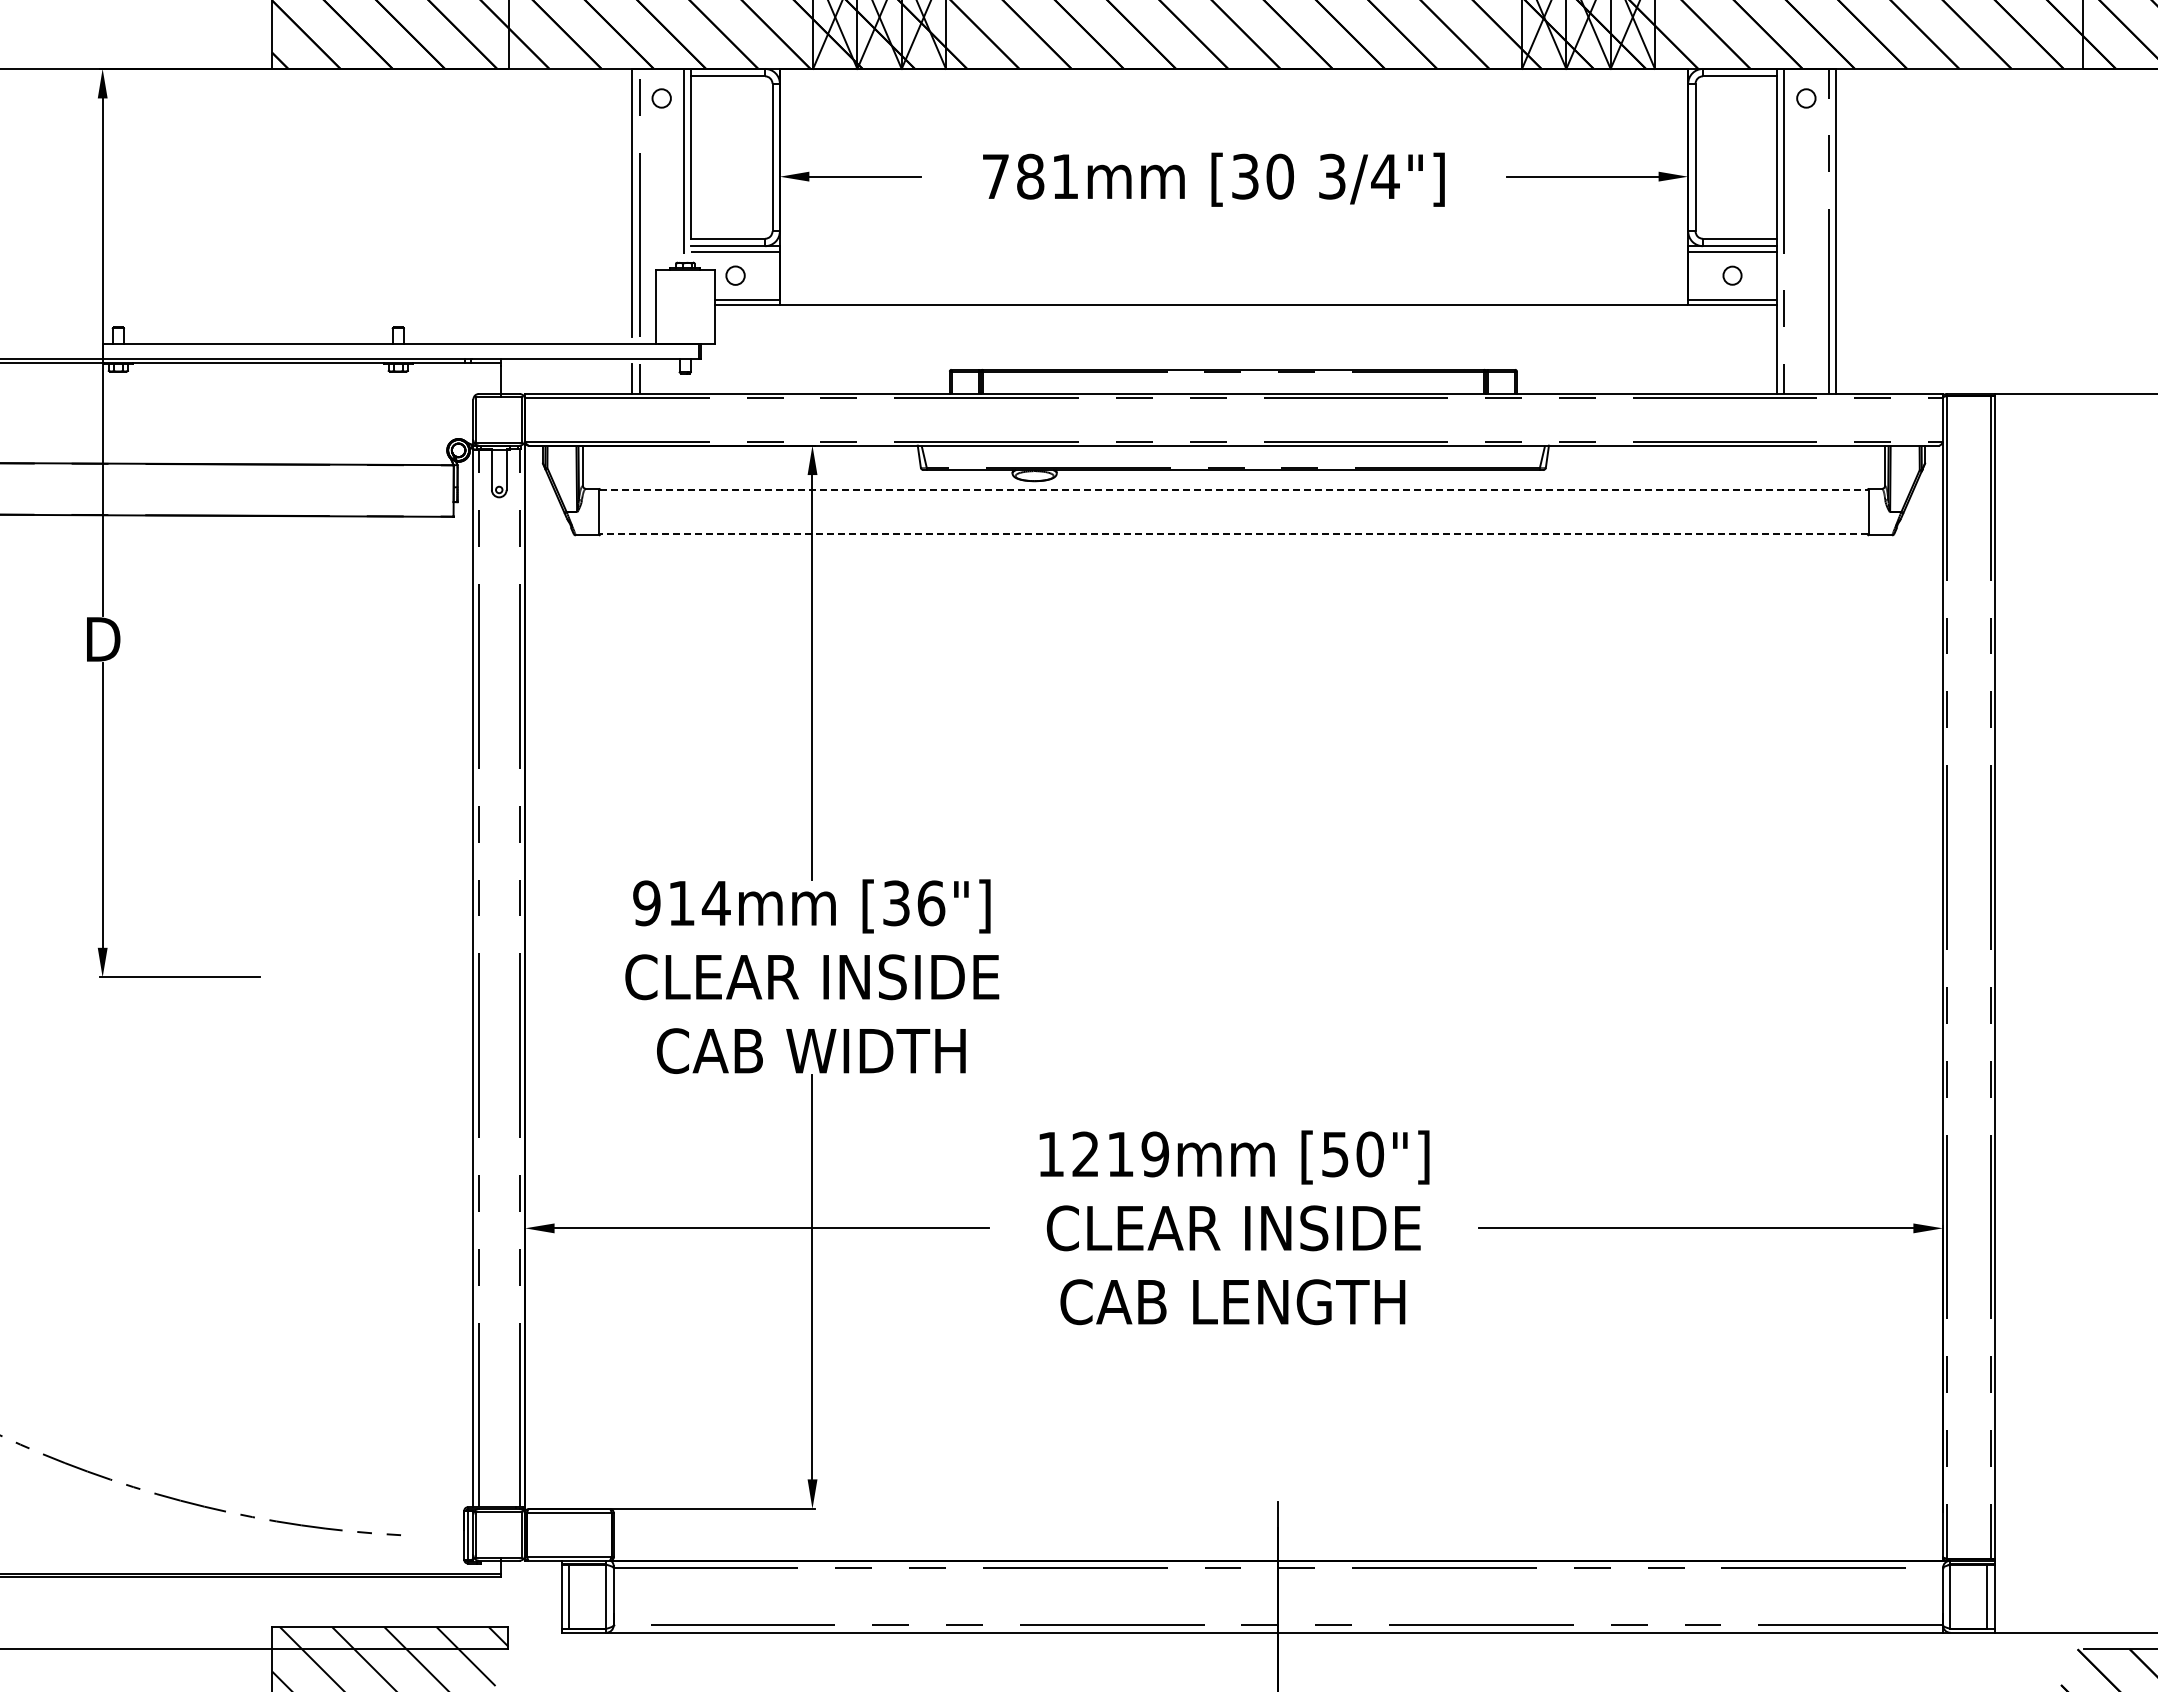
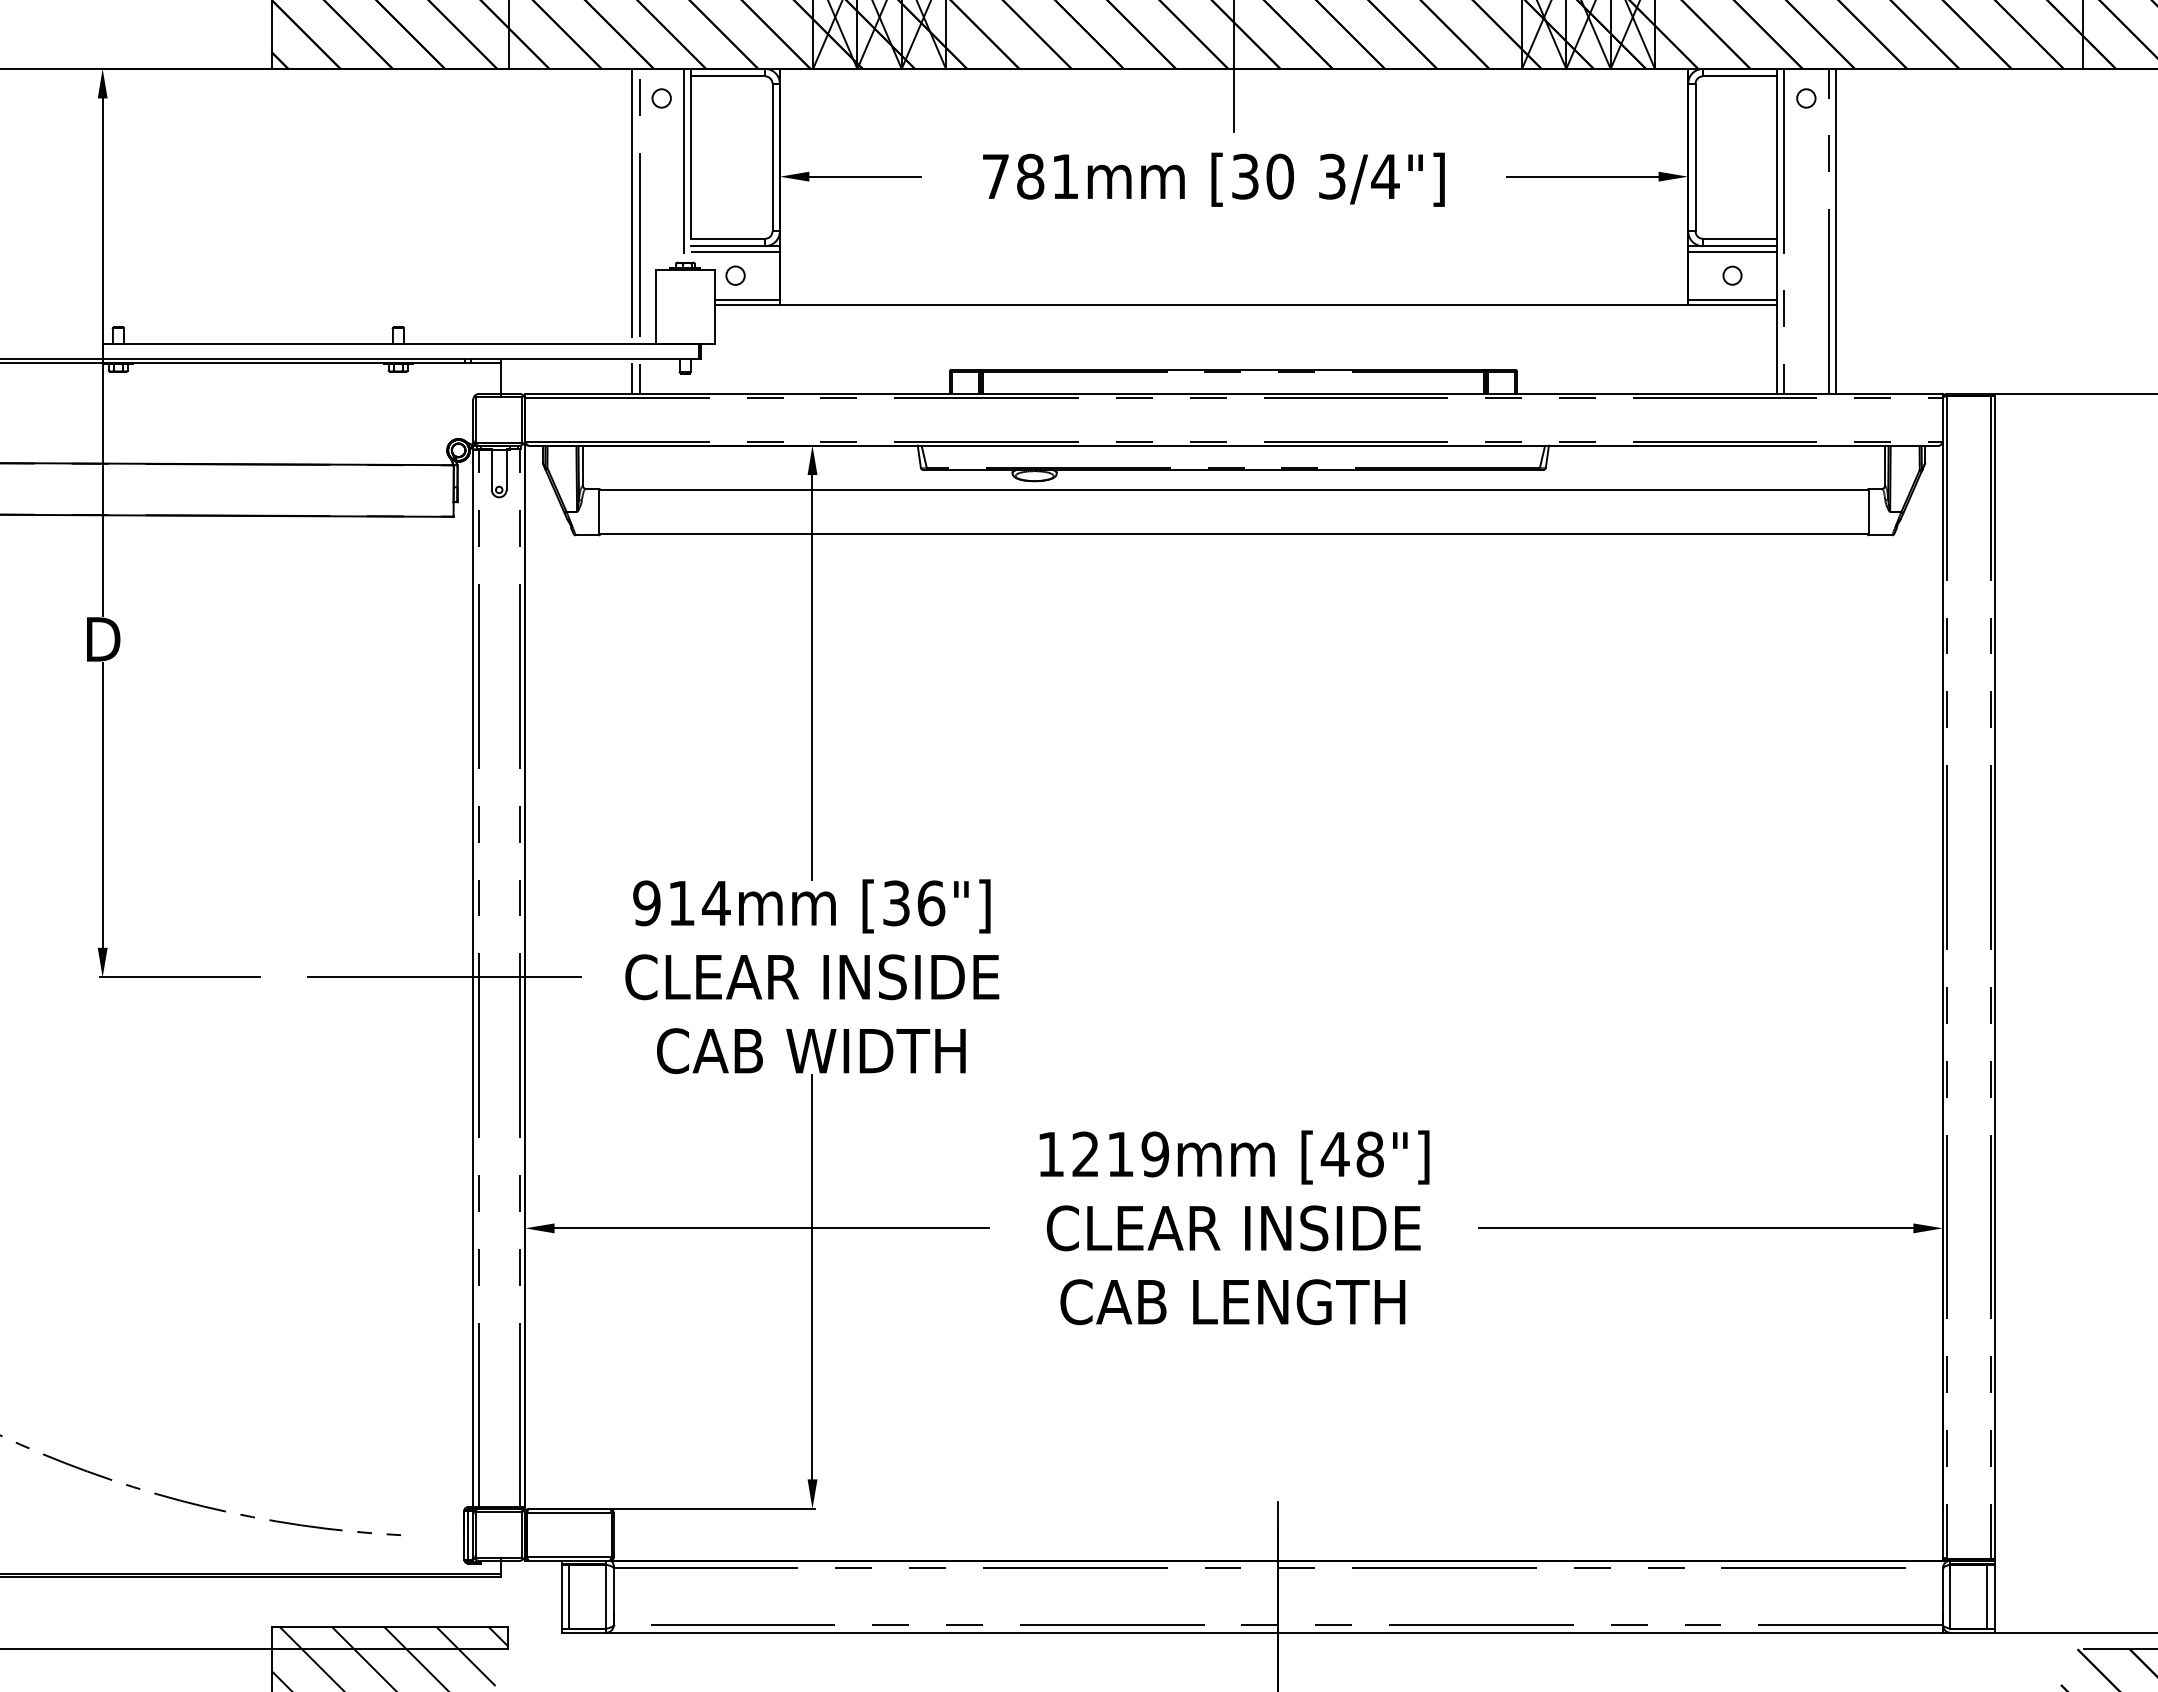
line: none -> present (1234, 67)
line: dashed -> solid (1234, 489)
line: dashed -> solid (1234, 534)
line: none -> present (444, 977)
text: [50"] -> [48"] (1351, 1154)
